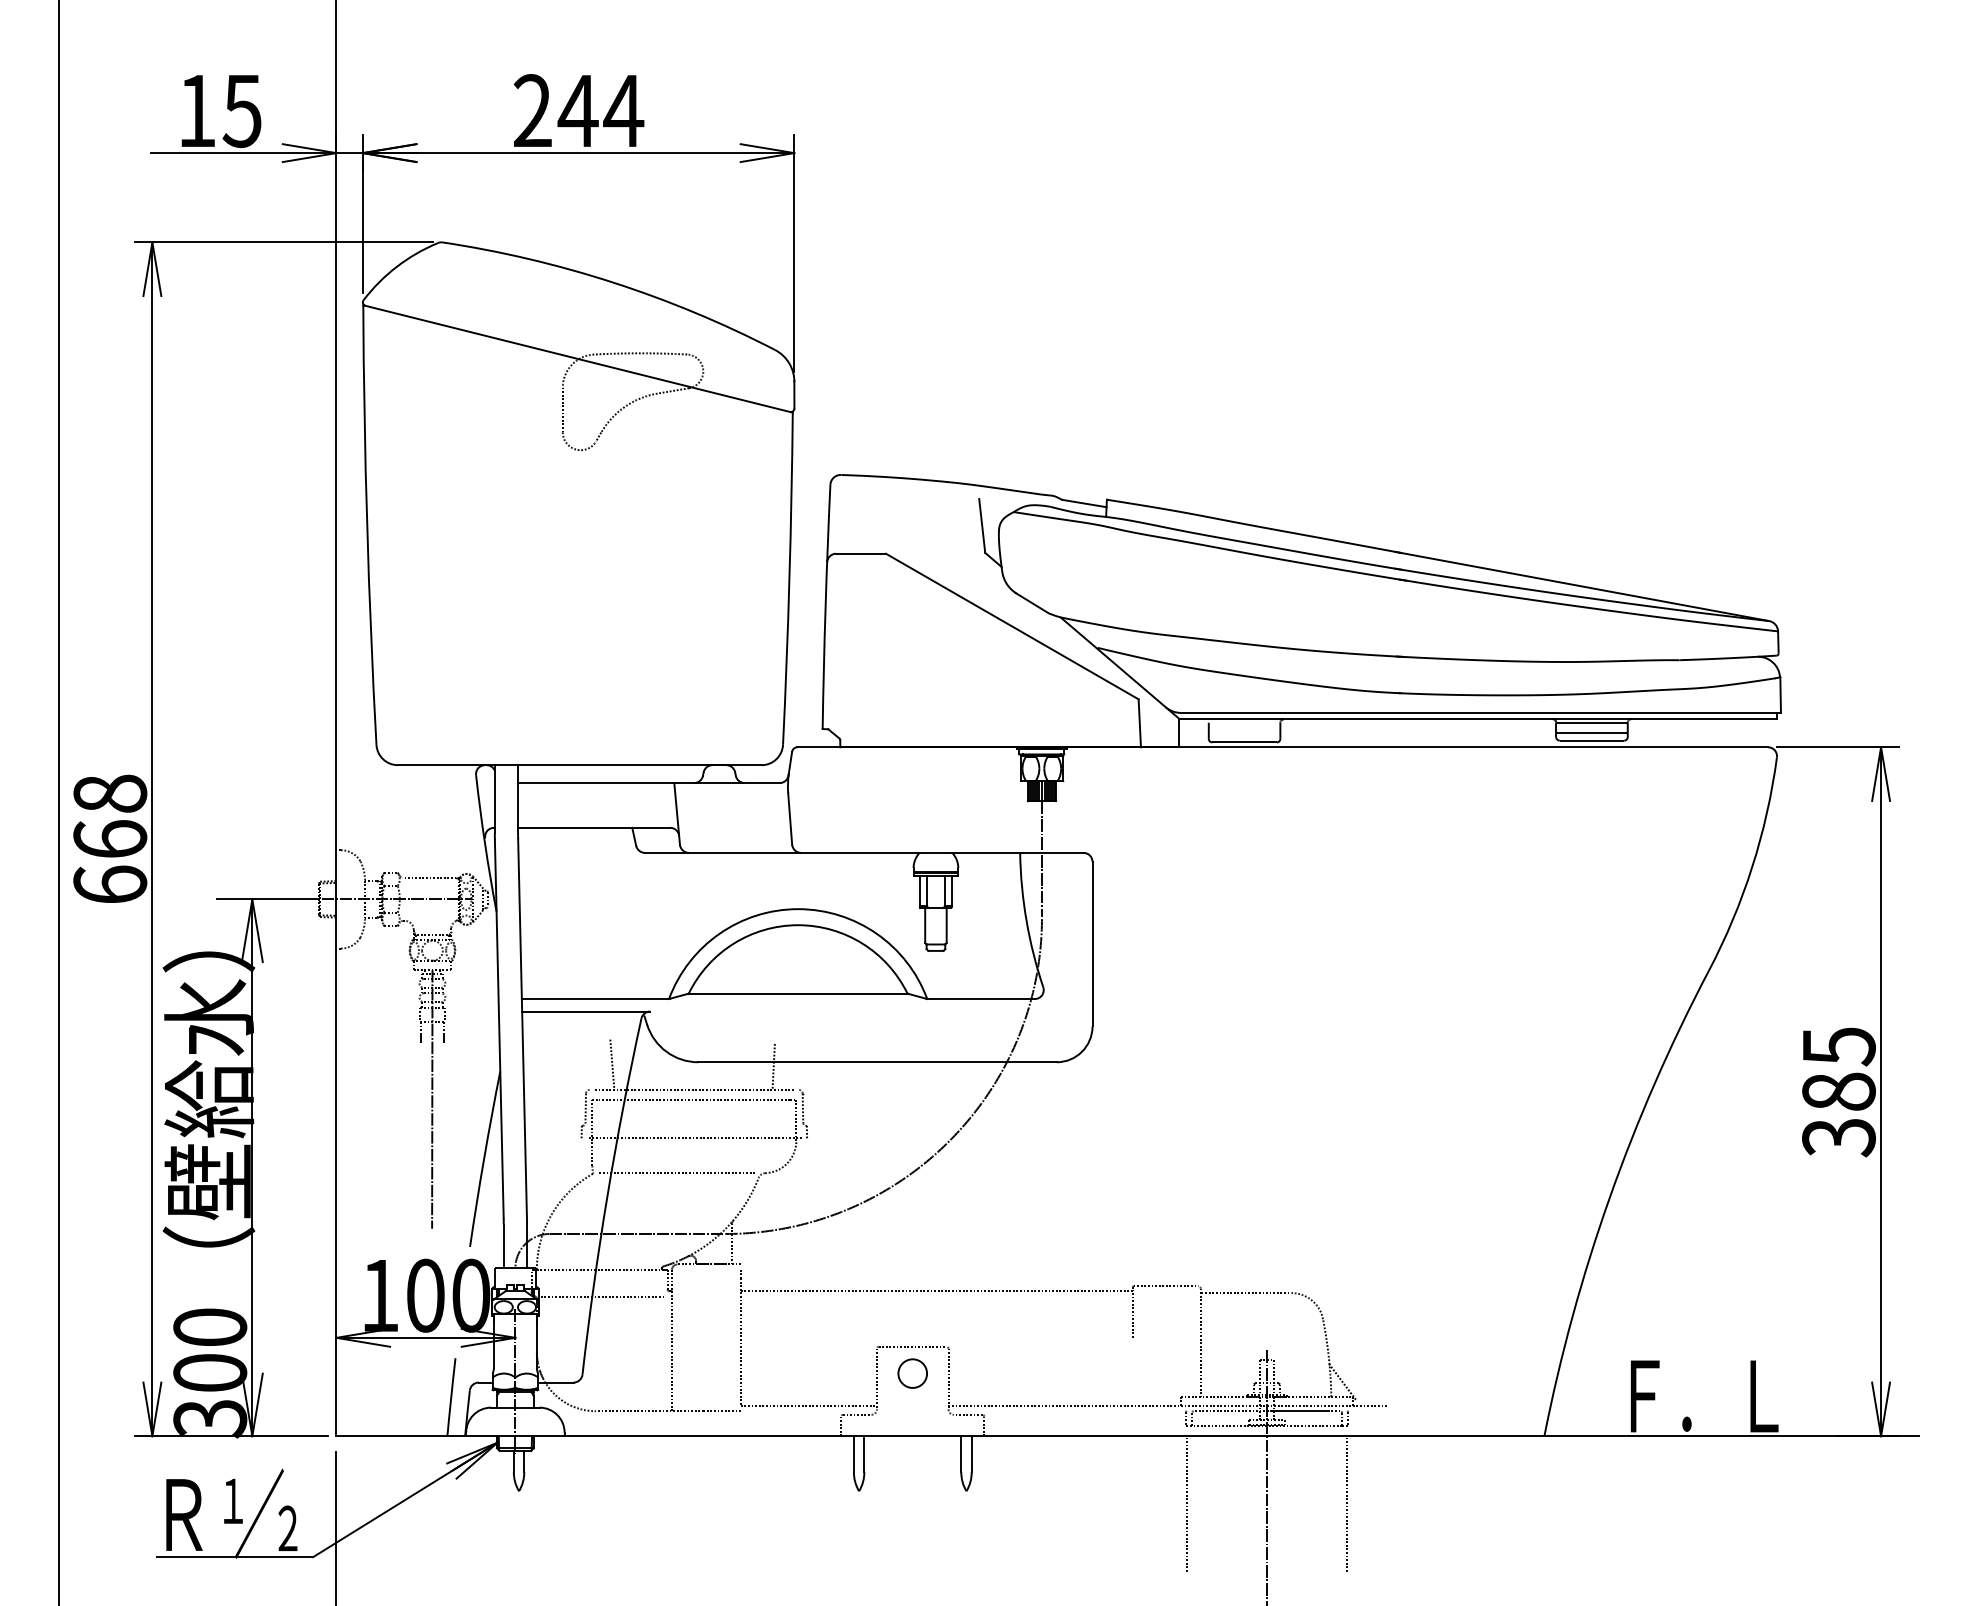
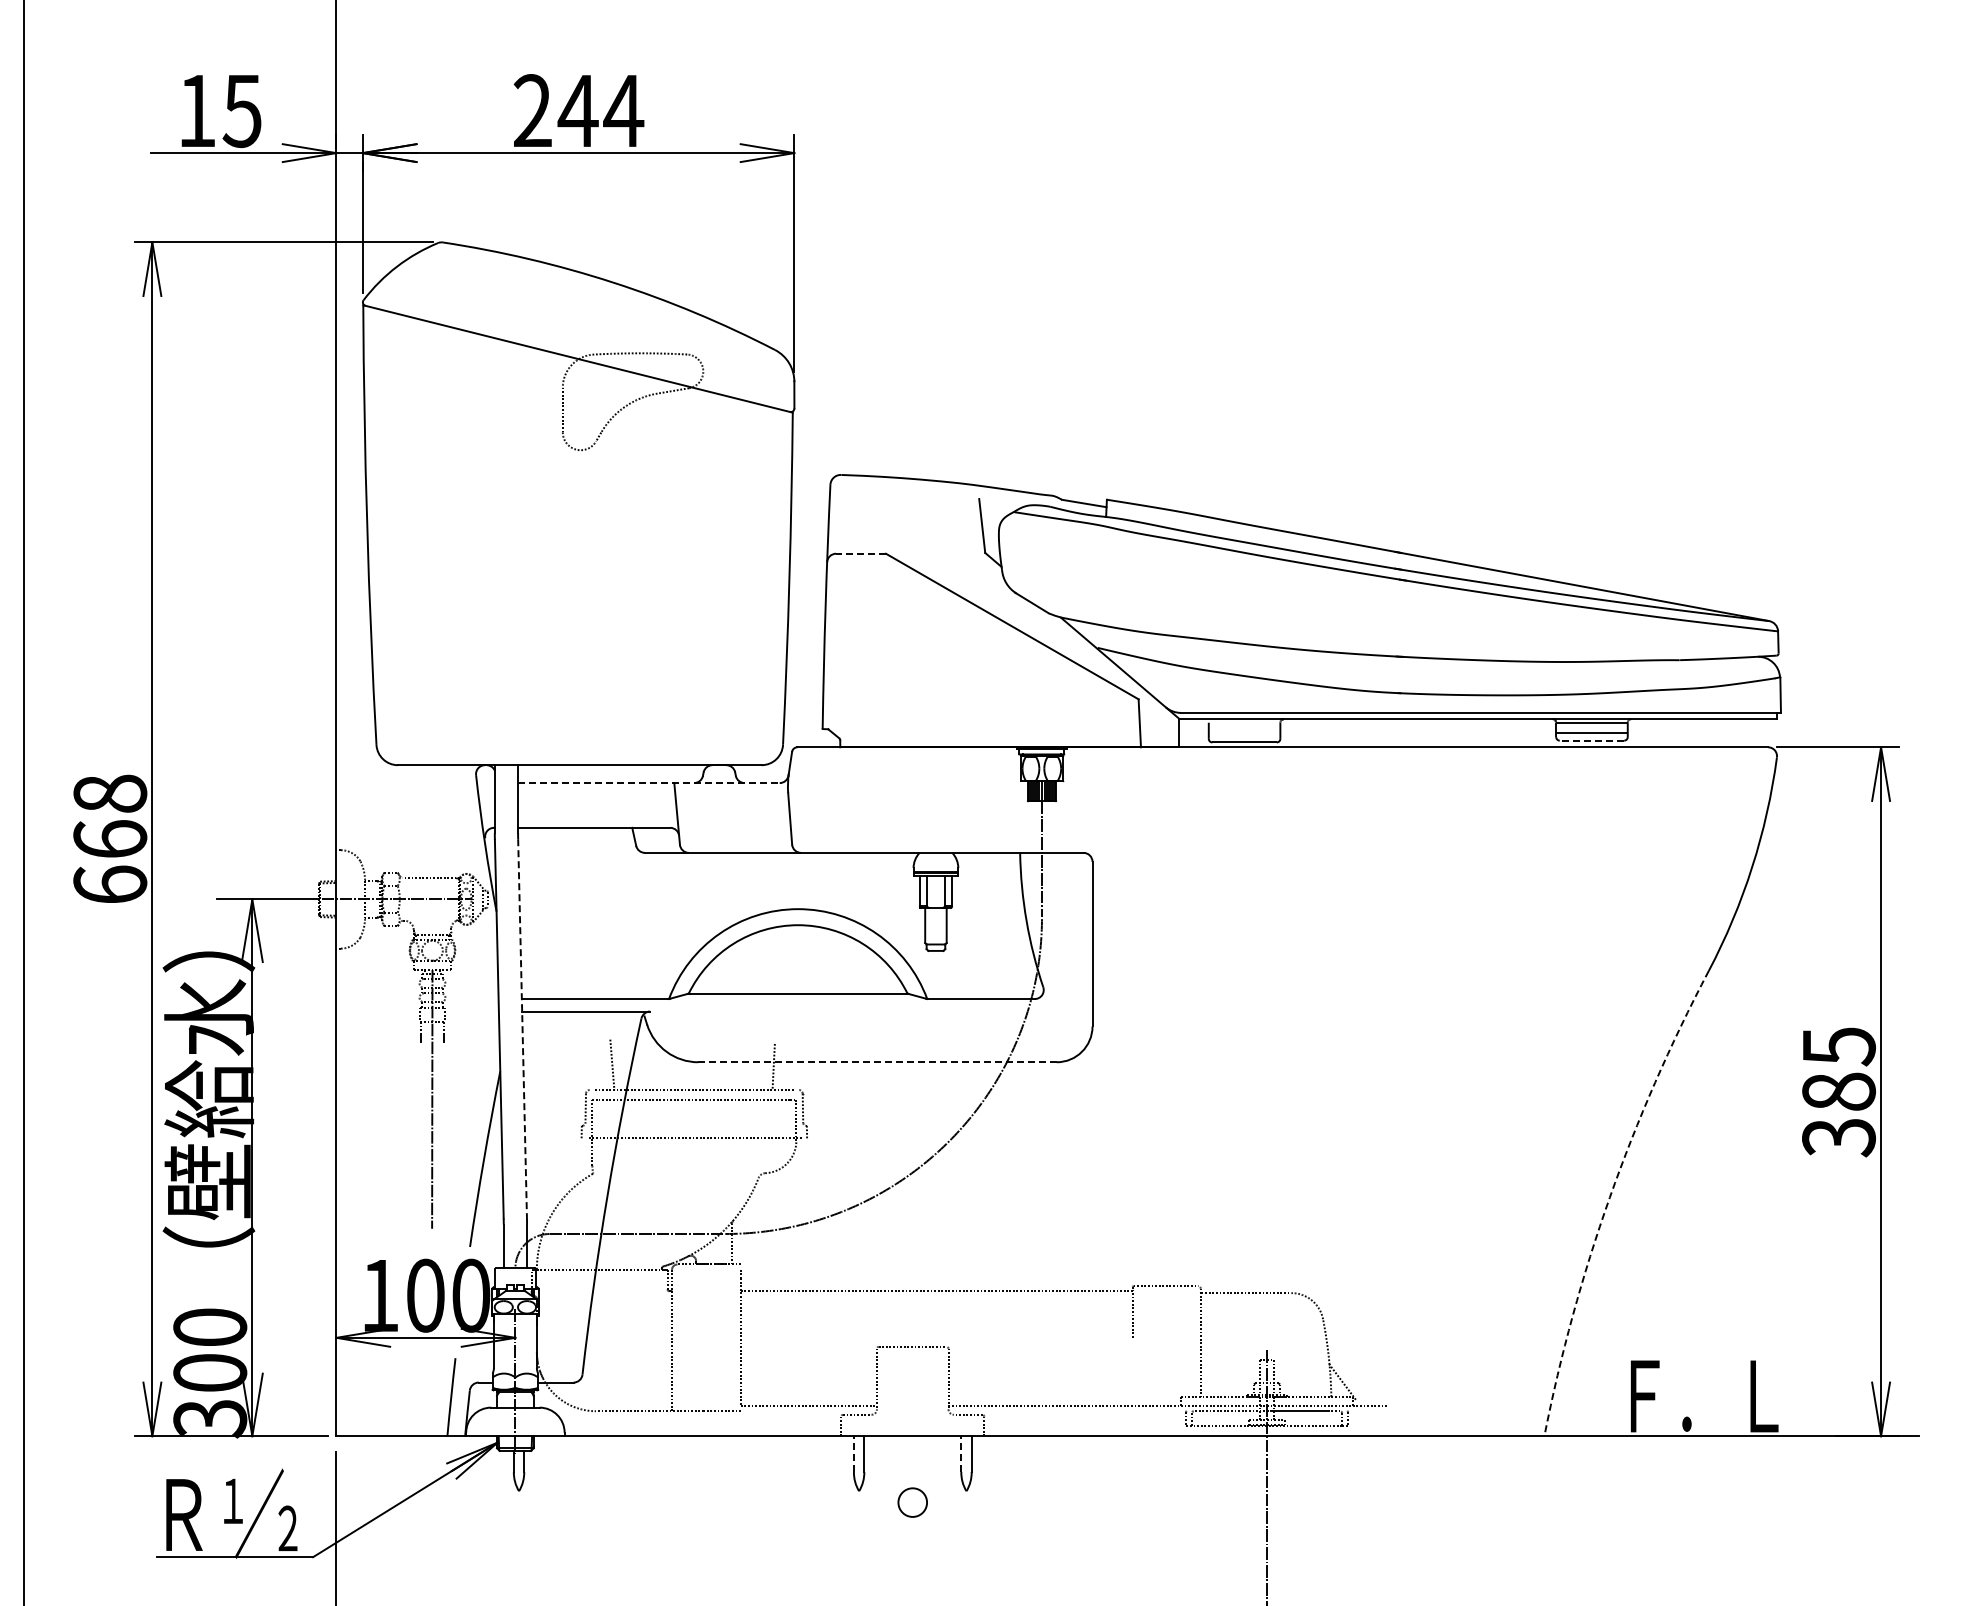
line: solid -> dashed (861, 553)
line: solid -> dashed (1591, 740)
line: solid -> dashed (648, 783)
line position: (59, 802) -> (24, 802) (24, 802)
line: solid -> dashed (522, 1029)
line: solid -> dashed (877, 1062)
line: present -> none (676, 1173)
arc: solid -> dashed (1609, 1197)
line: present -> none (601, 1296)
circle position: (912, 1373) -> (912, 1502) (912, 1502)
line: solid -> dashed (853, 1454)
line: solid -> dashed (961, 1454)
line: present -> none (1187, 1503)
line: present -> none (1346, 1503)
